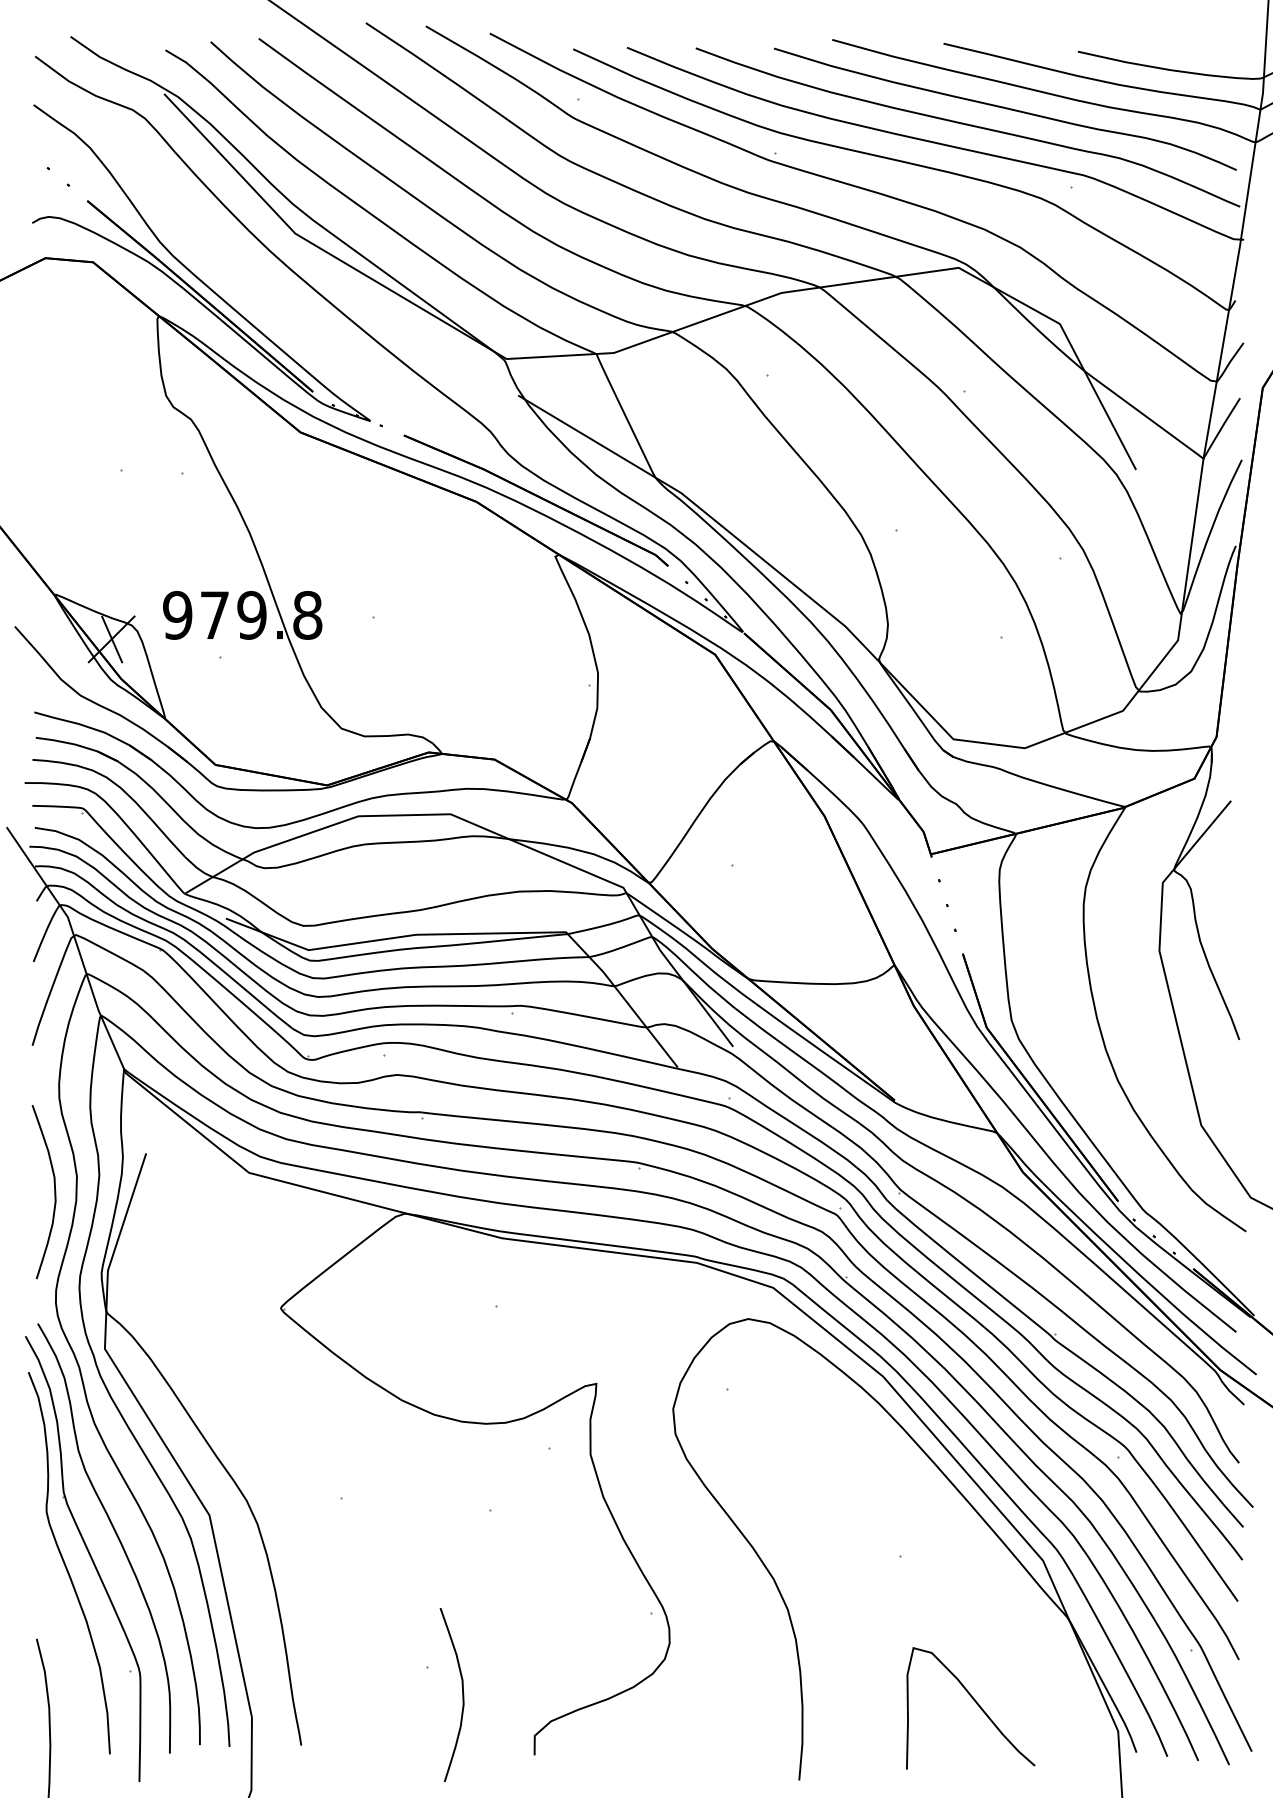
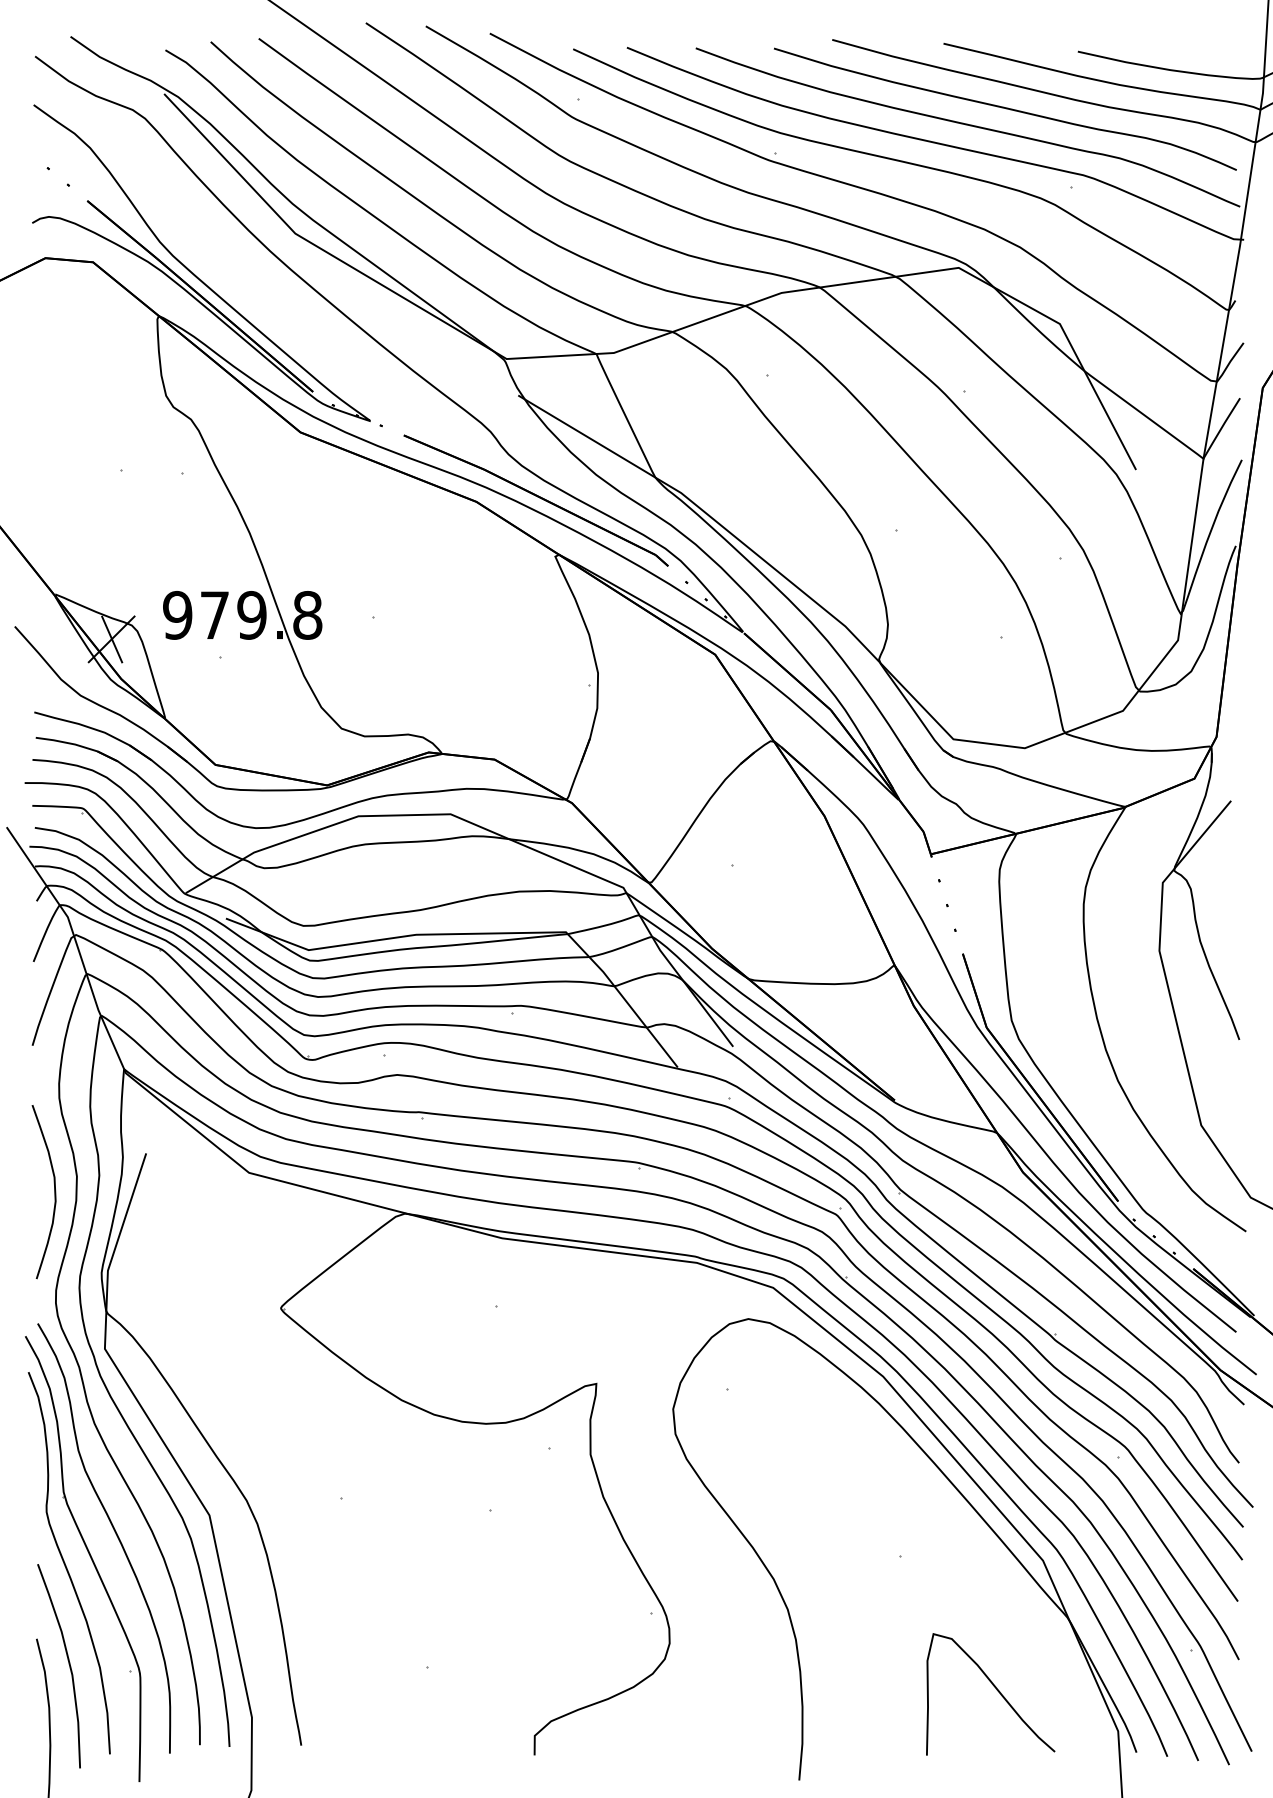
curve: none -> present (68, 1664)
curve: present -> none (462, 1695)
curve position: (976, 1704) -> (996, 1690) (996, 1690)
